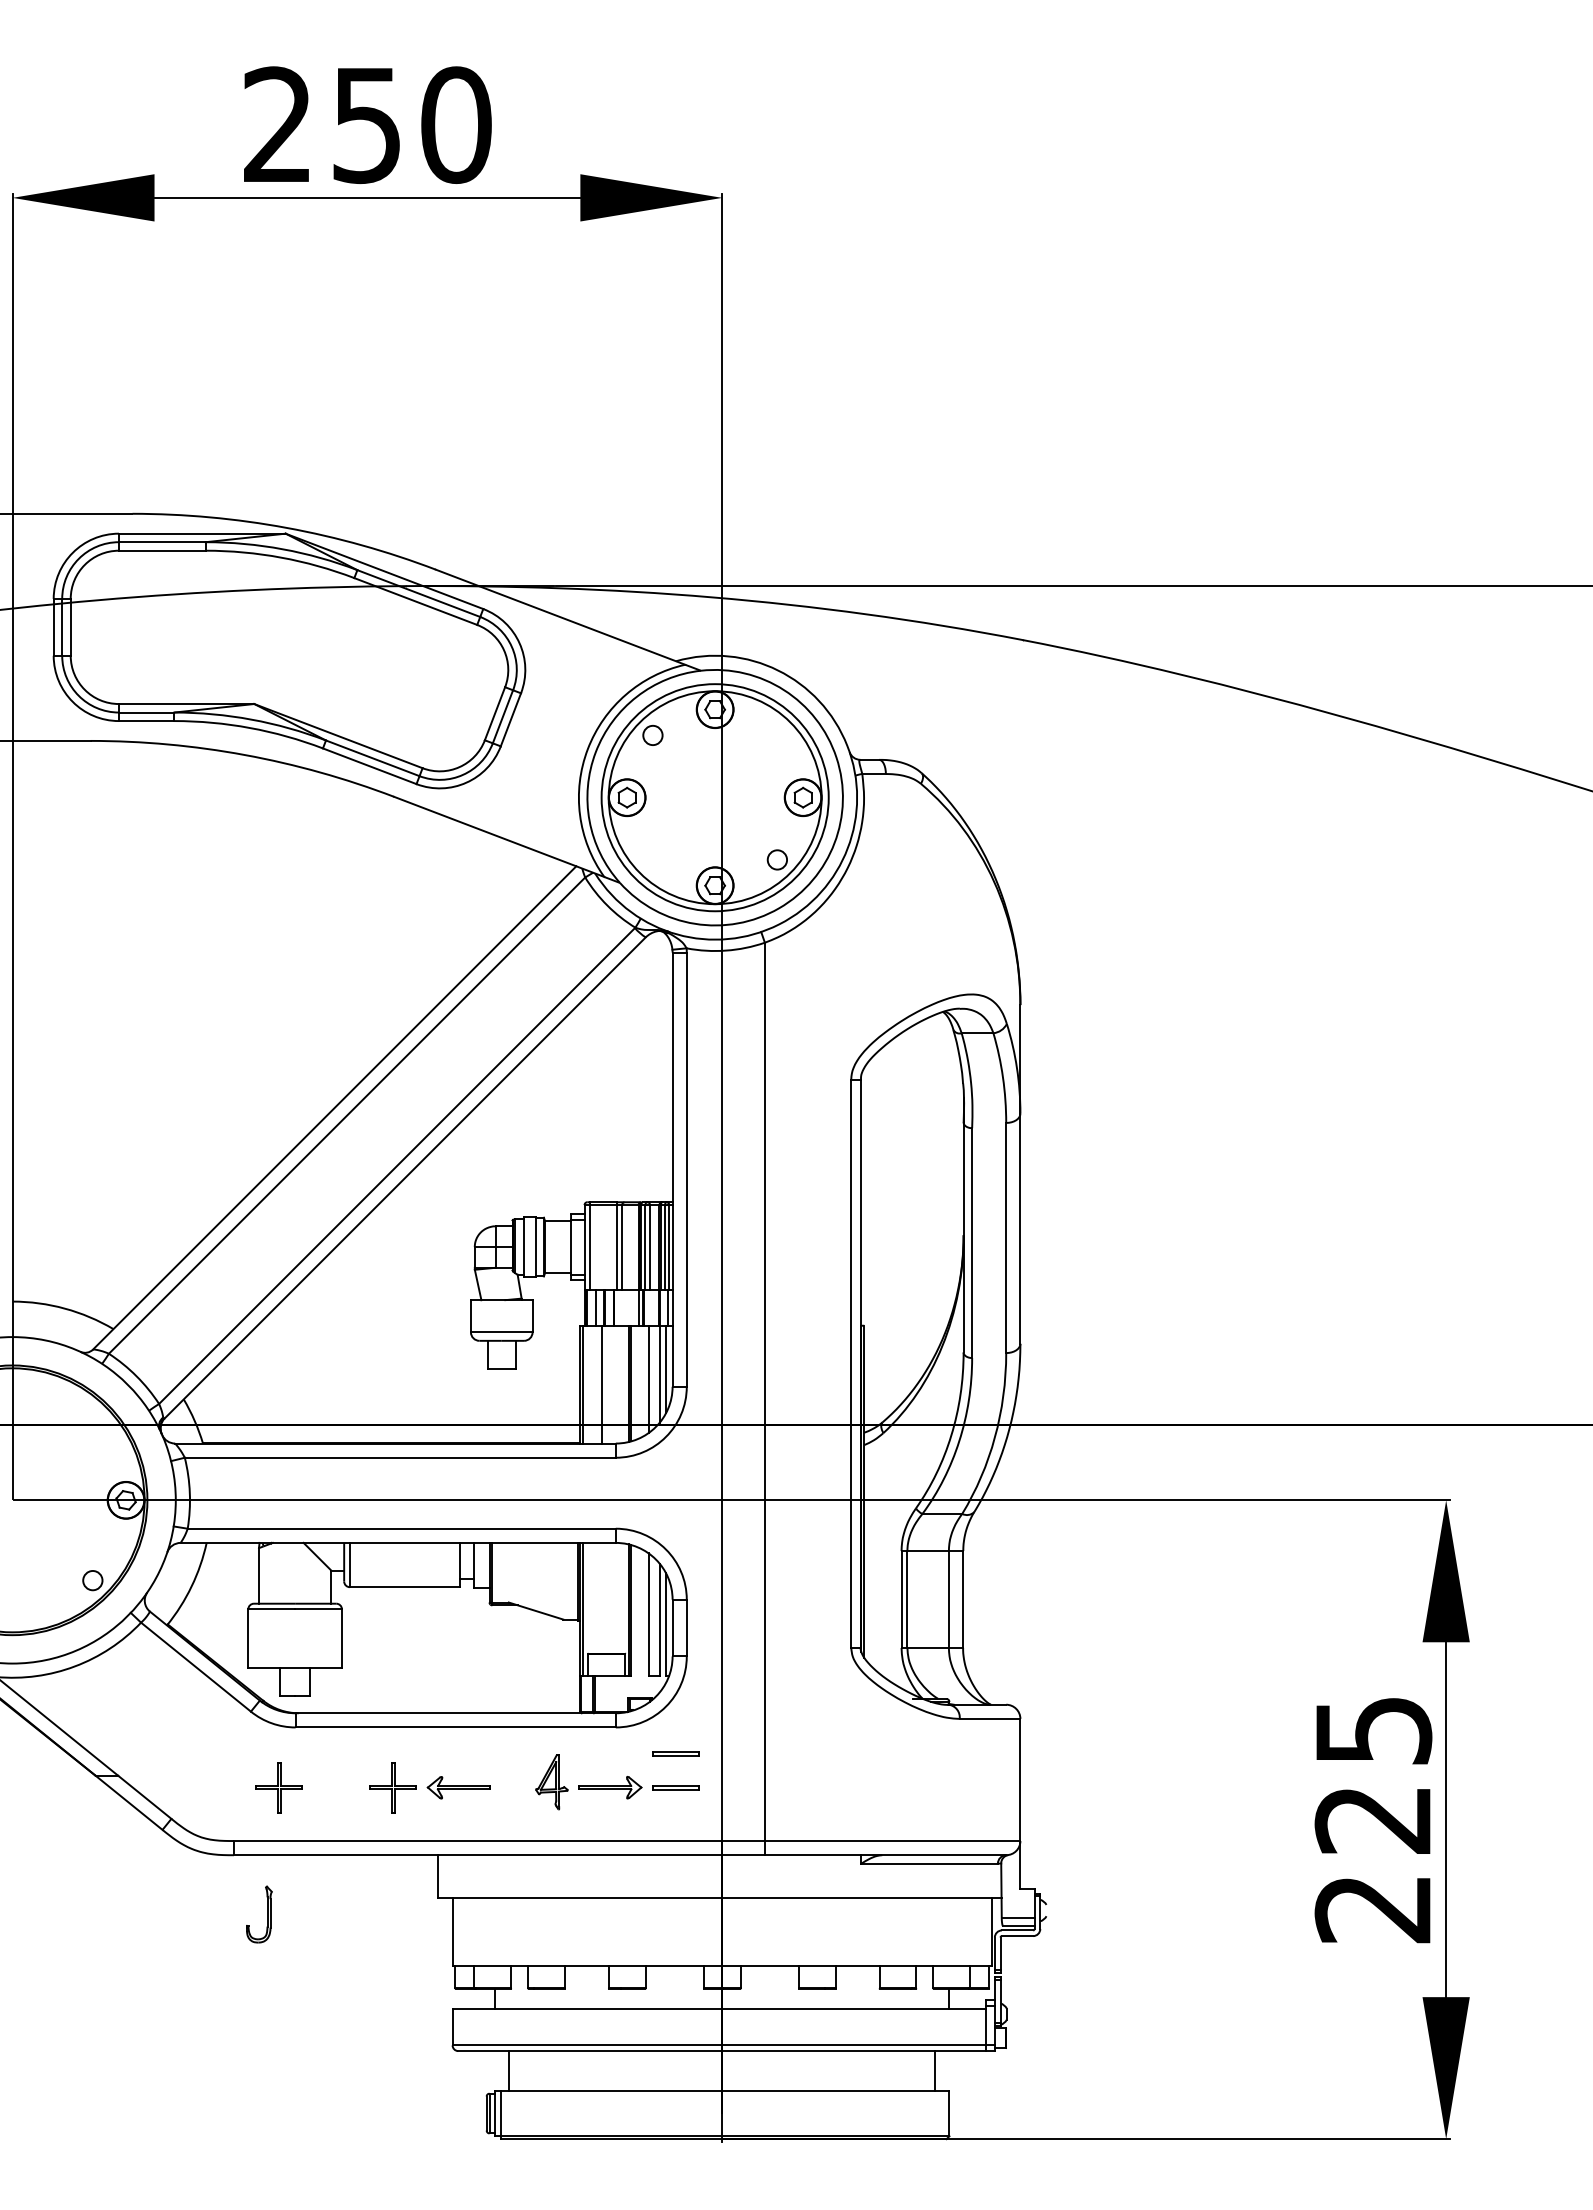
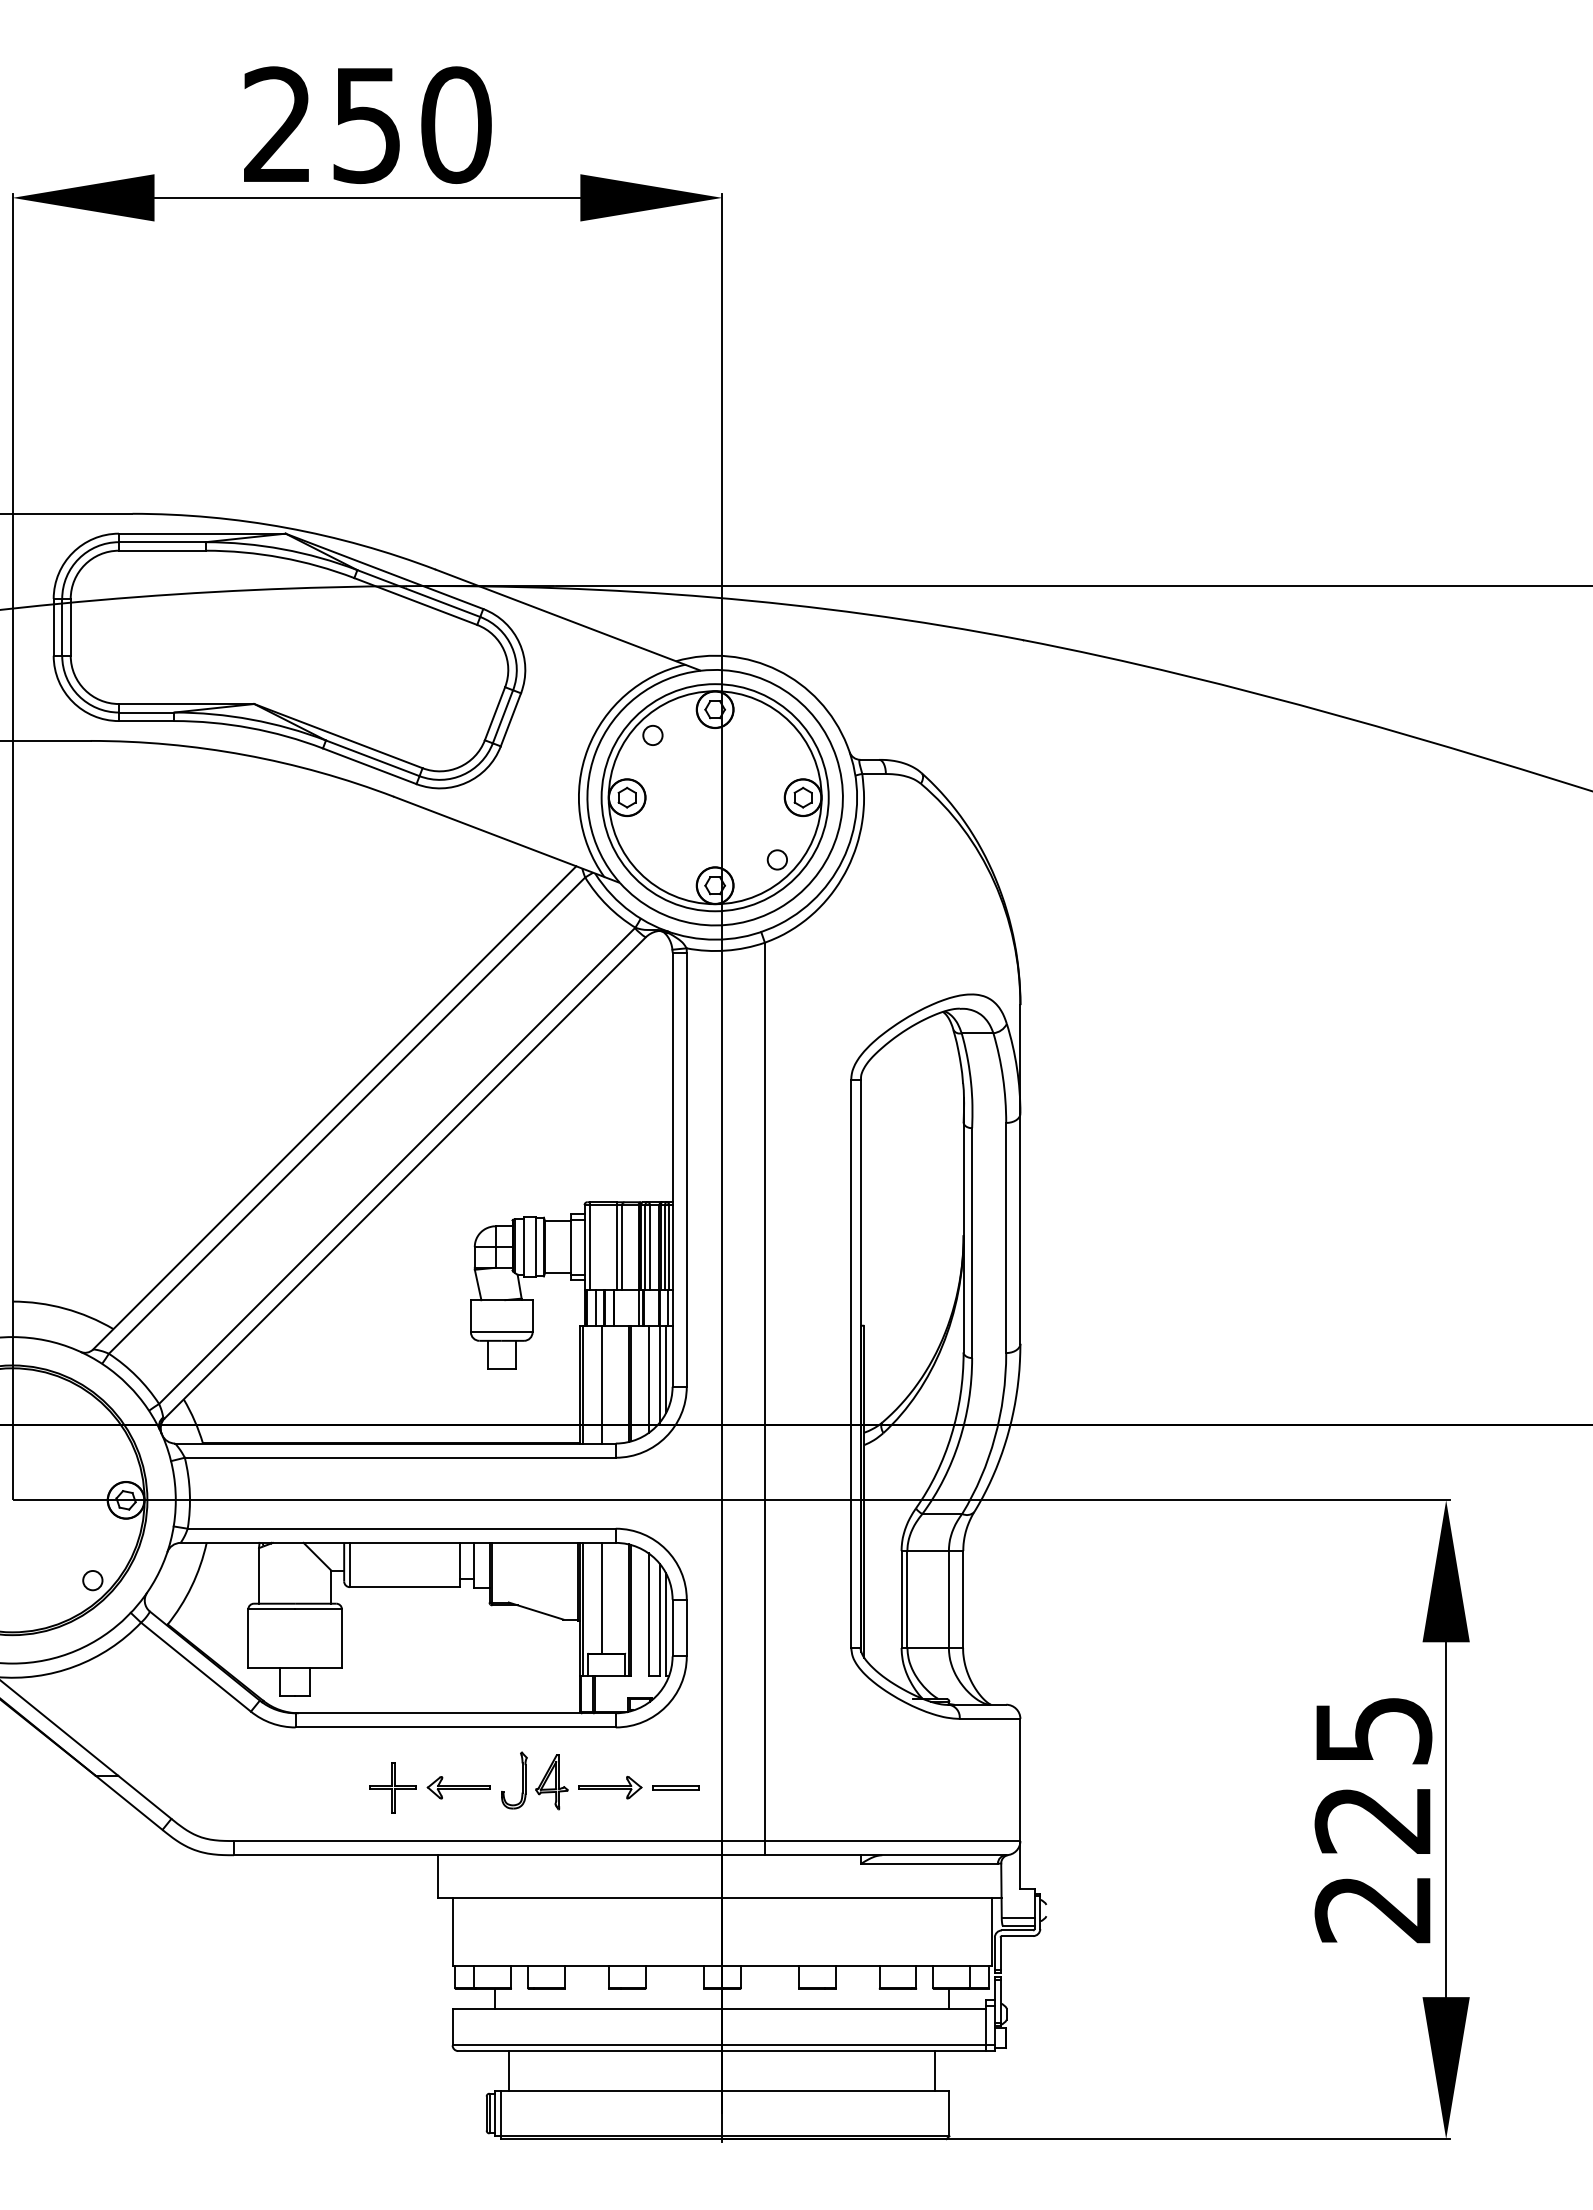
line: none -> present (601, 1597)
part: present -> none (675, 1753)
part: present -> none (278, 1787)
part position: (267, 1914) -> (522, 1780) (522, 1780)
